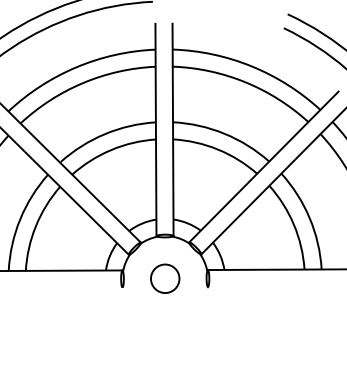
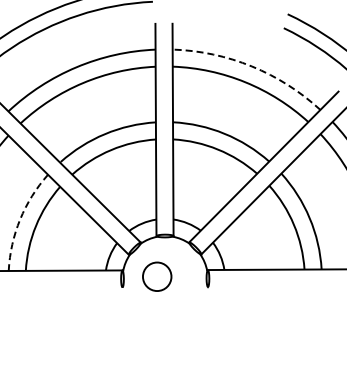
arc: solid -> dashed (251, 66)
arc: solid -> dashed (20, 219)
circle position: (165, 278) -> (157, 276) (157, 276)
